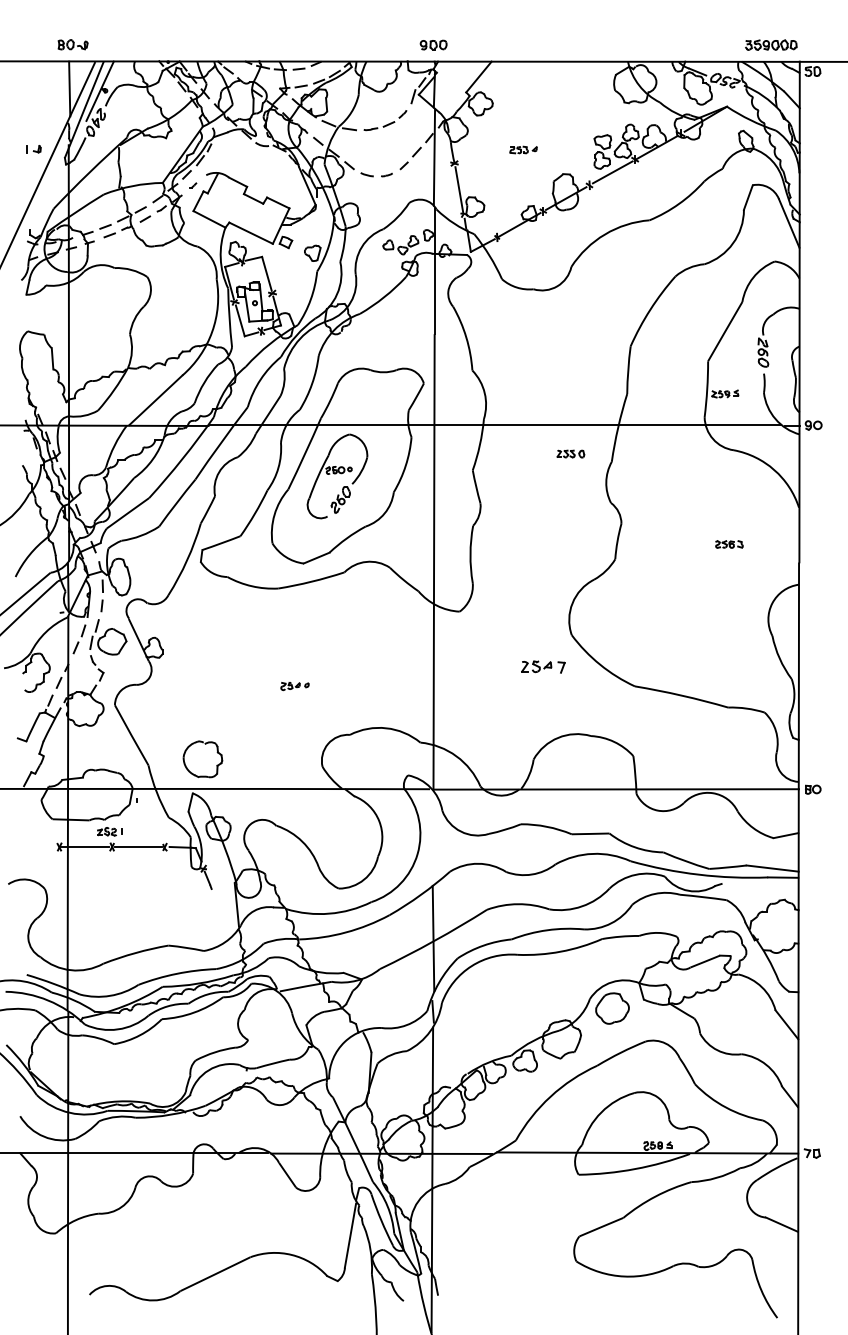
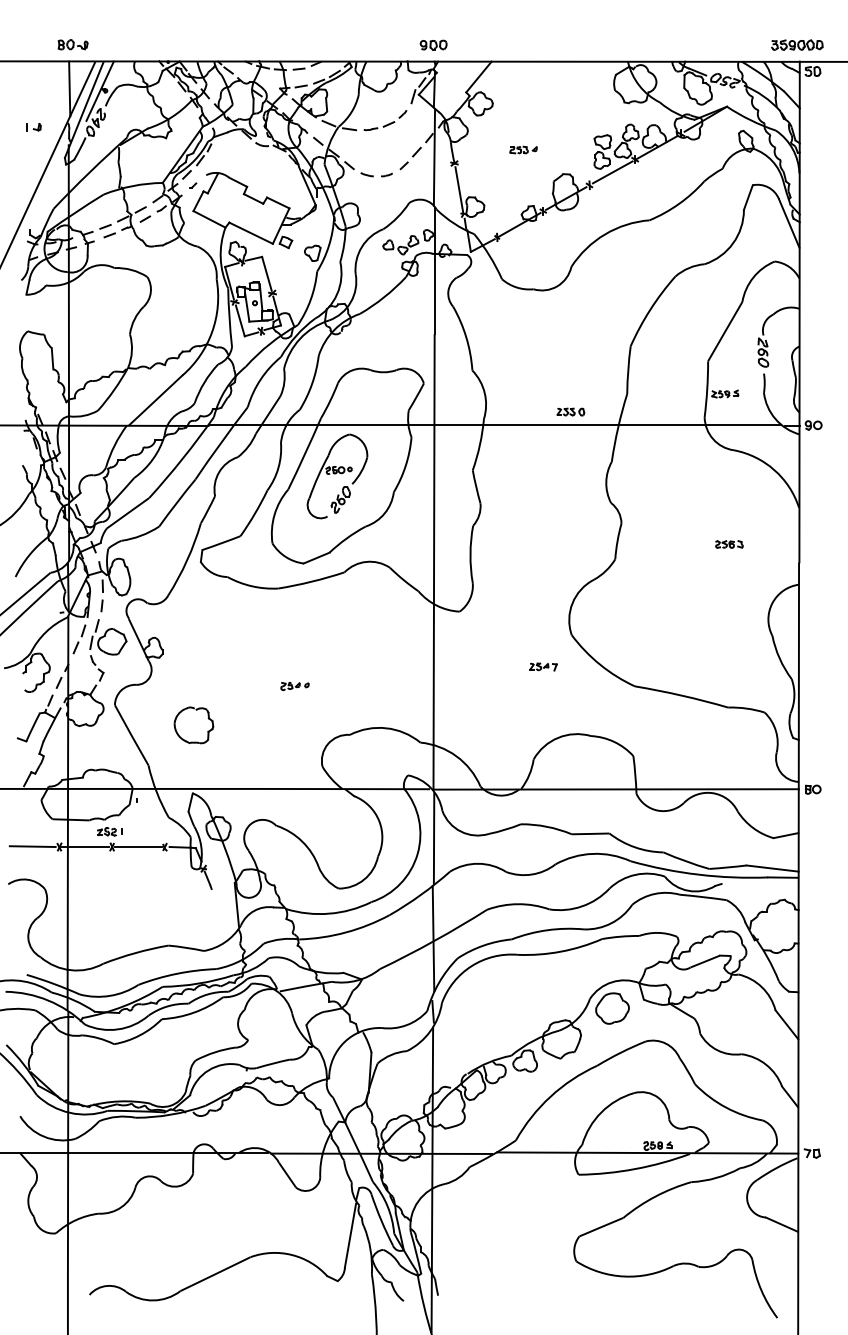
part position: (771, 44) -> (797, 44) (797, 44)
part position: (33, 149) -> (33, 127) (33, 127)
part position: (570, 453) -> (570, 411) (570, 411)
part size: 45x14 px -> 29x10 px (543, 666)
part position: (202, 759) -> (193, 725) (193, 725)
line: none -> present (433, 838)
line: none -> present (32, 846)
